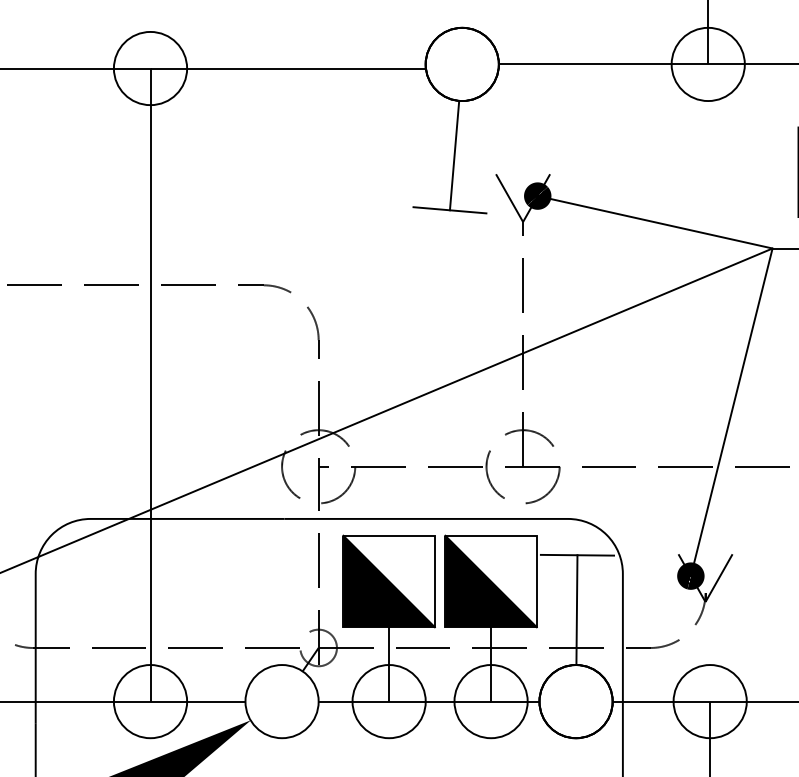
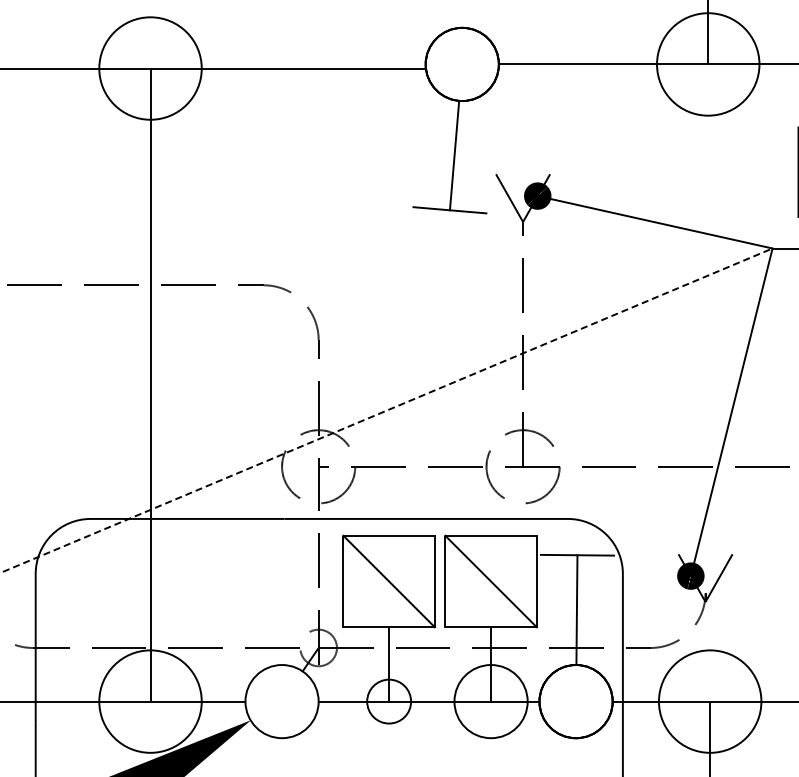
circle diameter: 73 px -> 102 px (708, 64)
circle diameter: 73 px -> 102 px (150, 68)
line: solid -> dashed (386, 410)
fill: present -> none (388, 581)
fill: present -> none (490, 581)
circle diameter: 73 px -> 102 px (150, 701)
circle diameter: 73 px -> 44 px (389, 701)
circle diameter: 73 px -> 102 px (709, 701)
